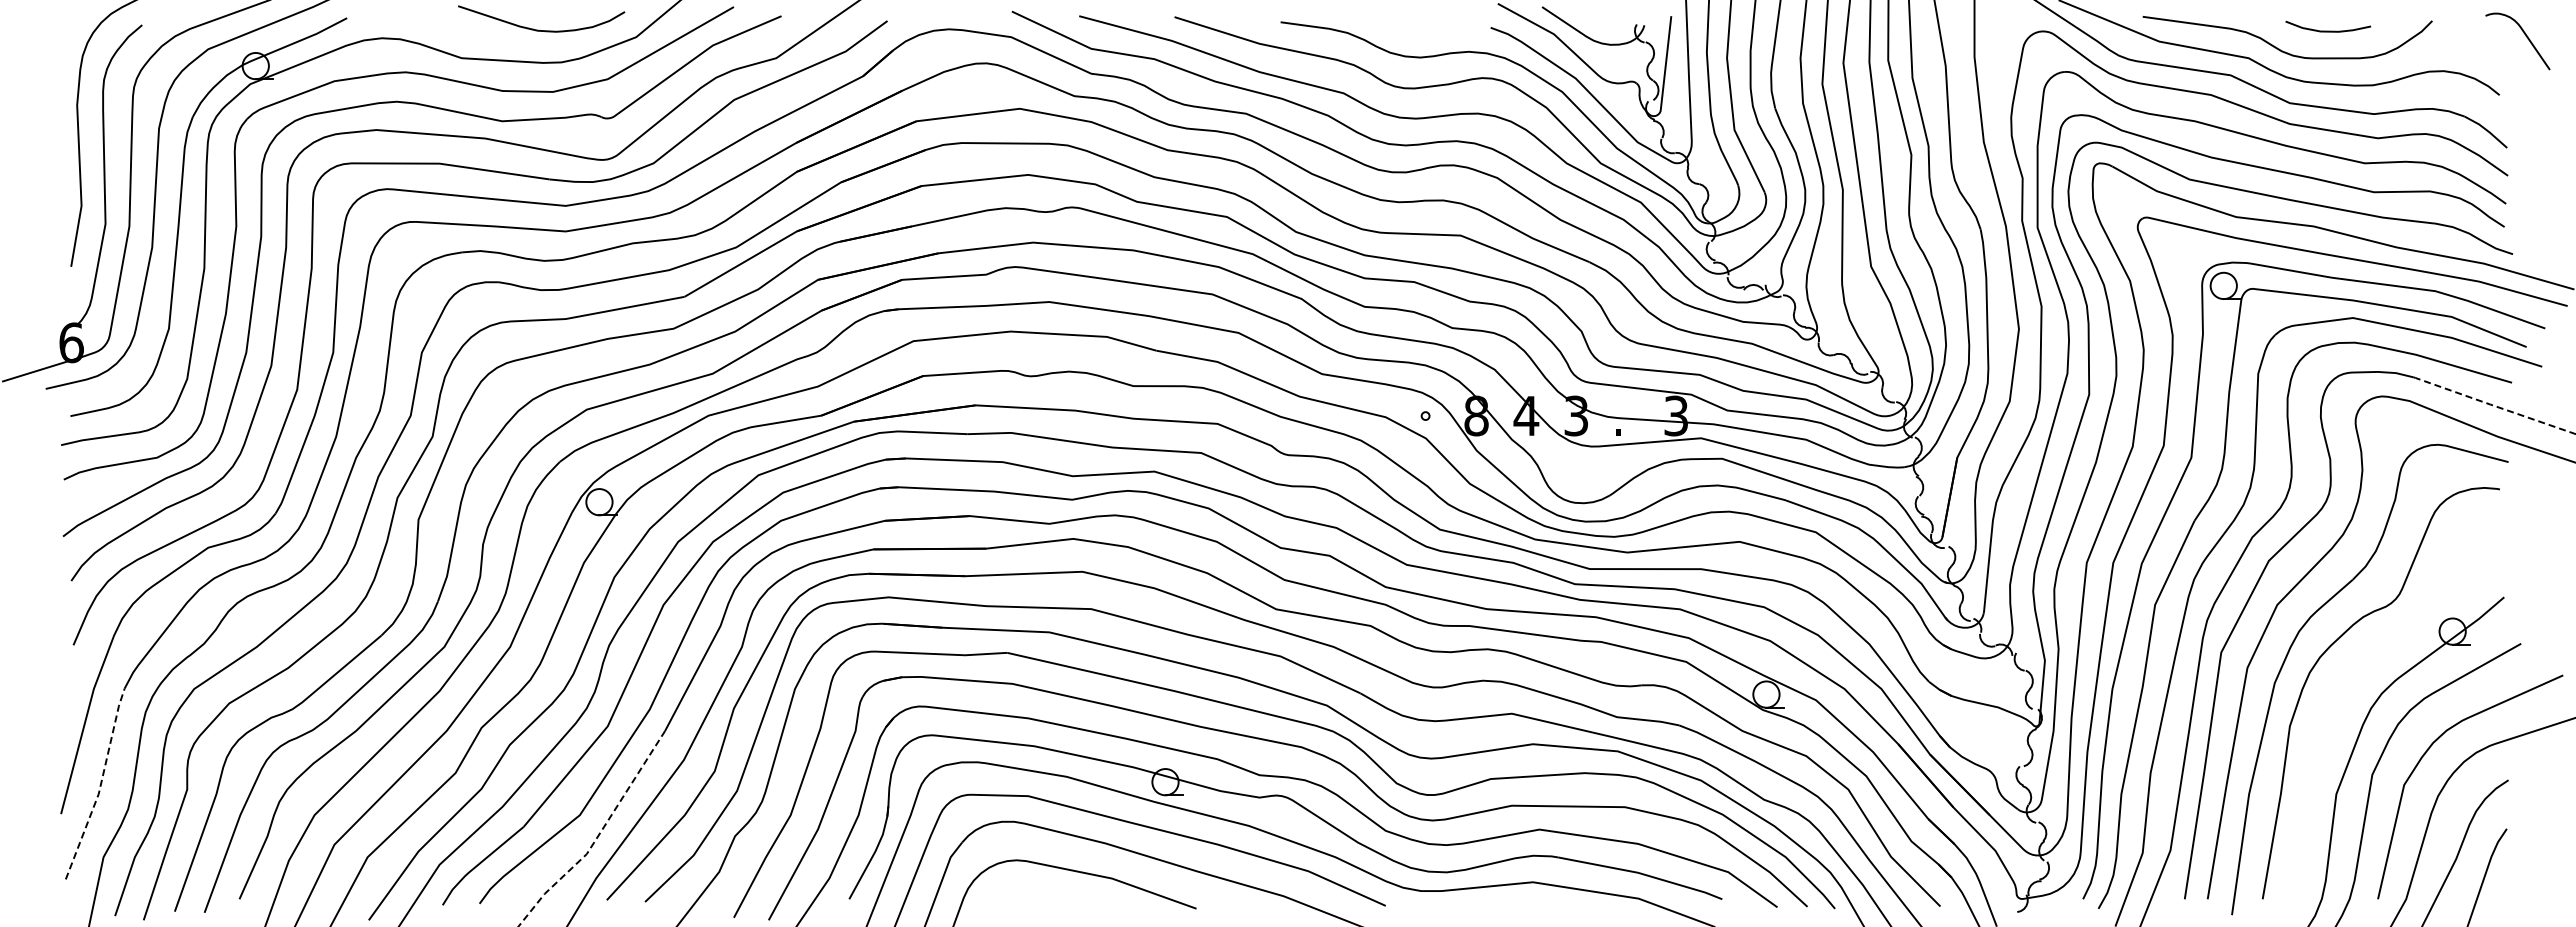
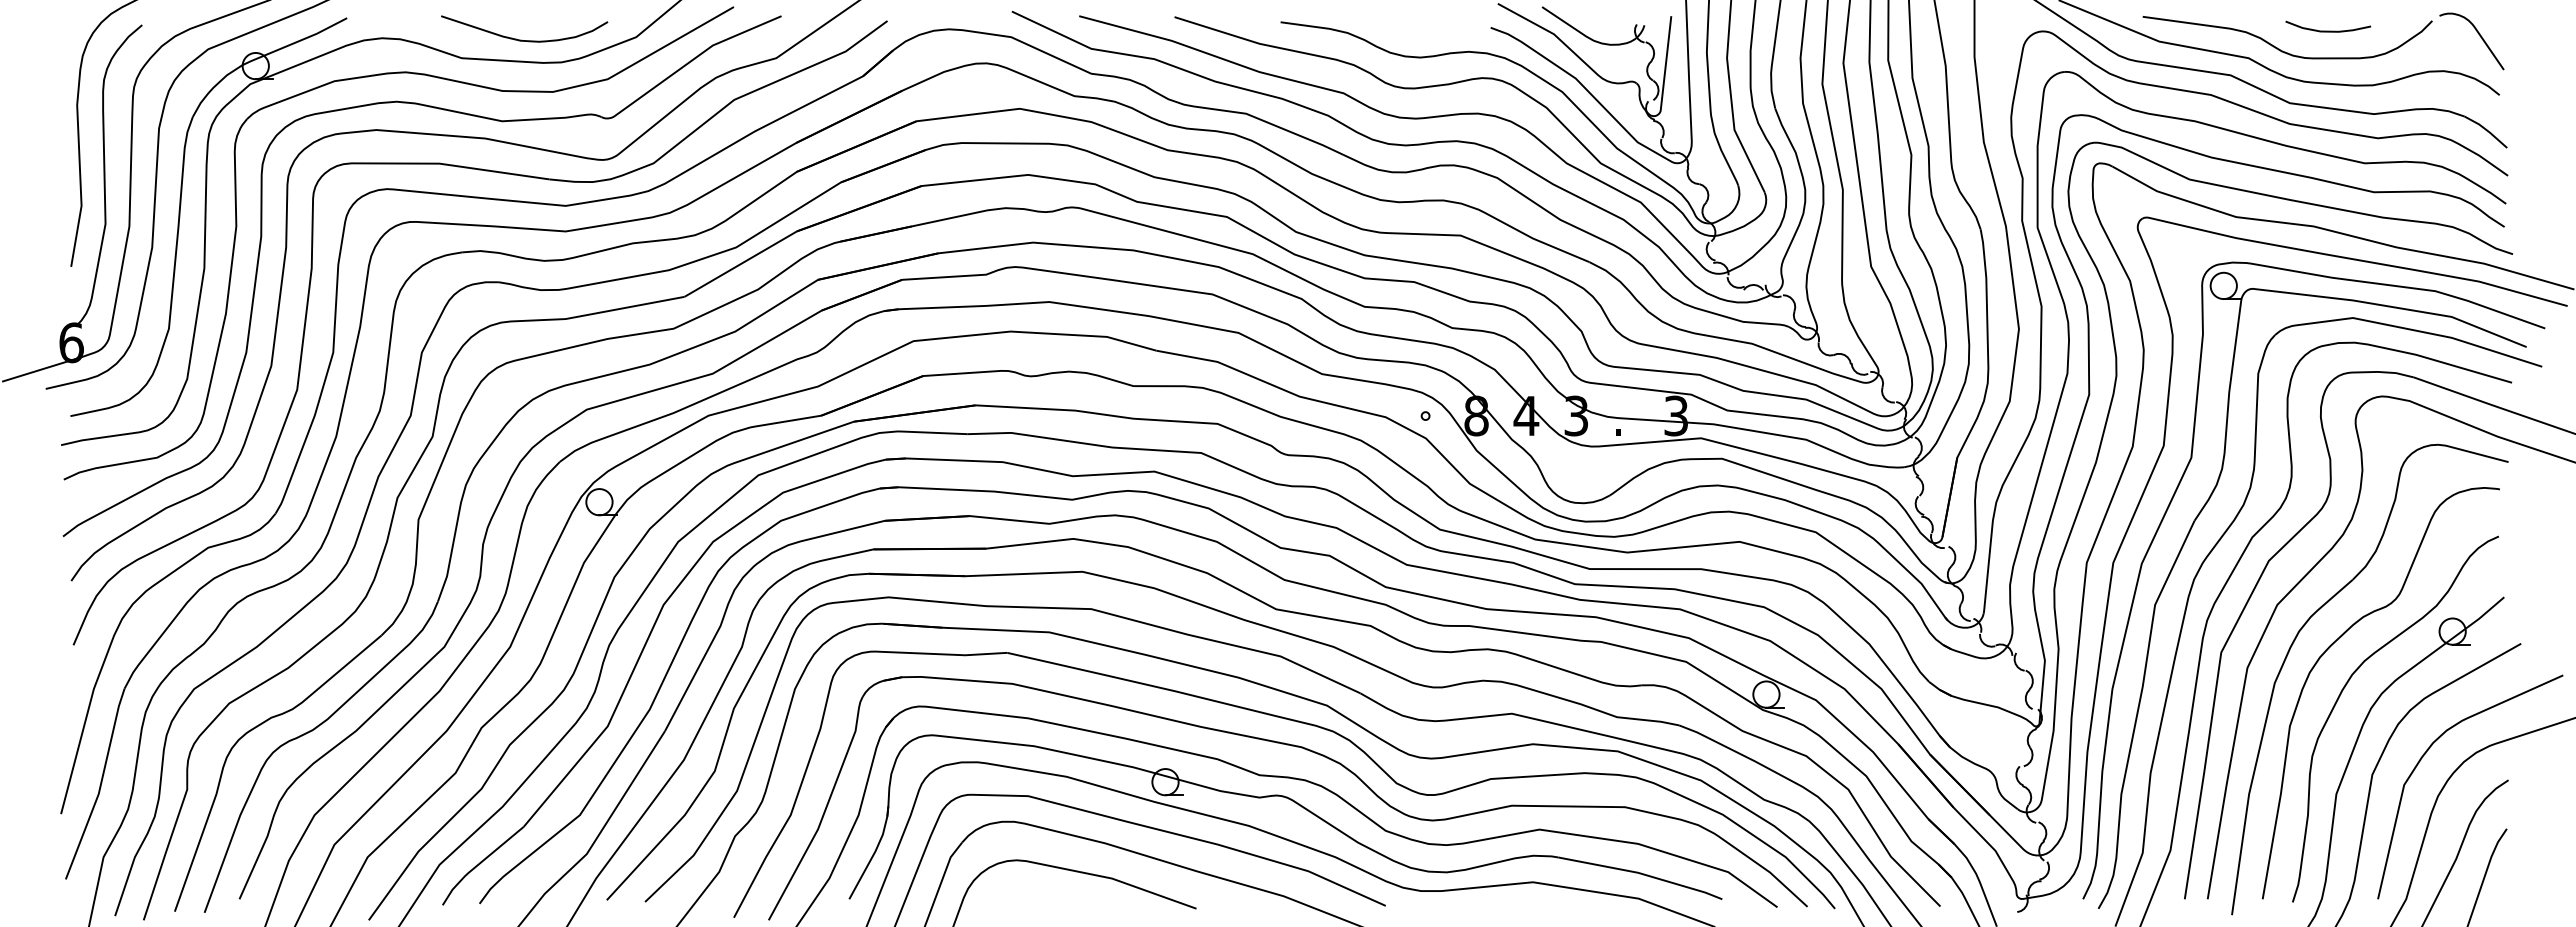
curve position: (538, 29) -> (521, 39) (521, 39)
curve position: (2525, 36) -> (2479, 36) (2479, 36)
line: dashed -> solid (2494, 405)
curve: none -> present (2347, 684)
line: dashed -> solid (100, 785)
line: dashed -> solid (598, 835)
